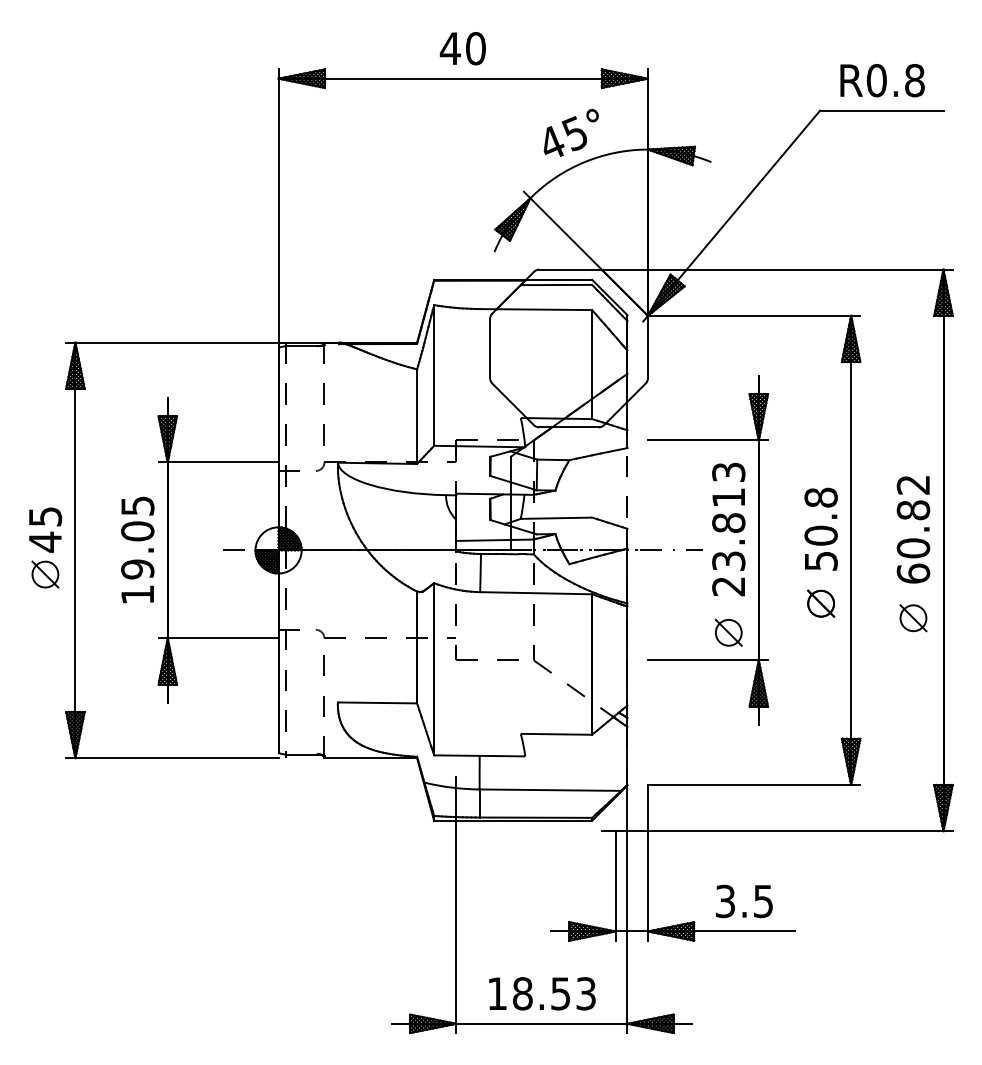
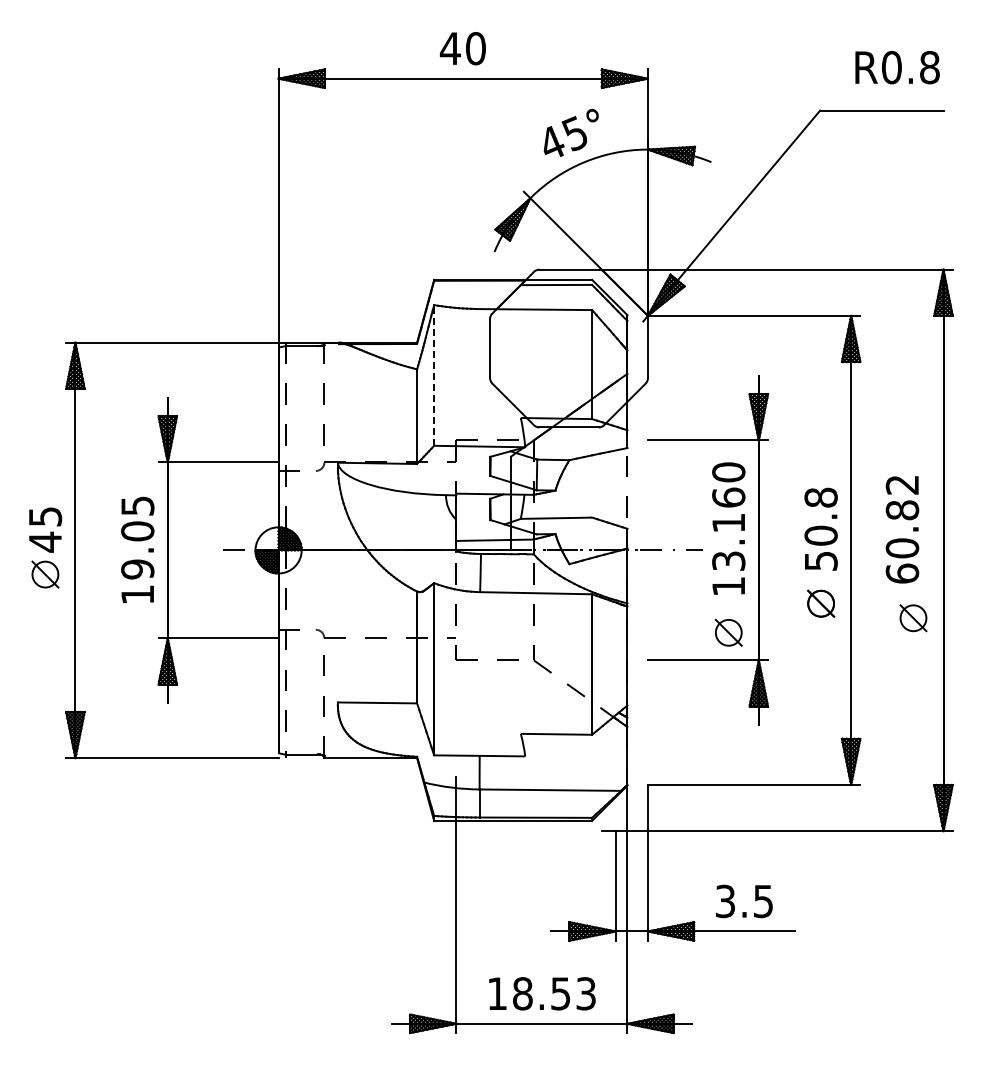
text position: (882, 80) -> (897, 67) (897, 67)
line: solid -> dashed (434, 374)
text: 23.813 -> 13.160 (728, 529)
text position: (913, 529) -> (902, 529) (902, 529)
